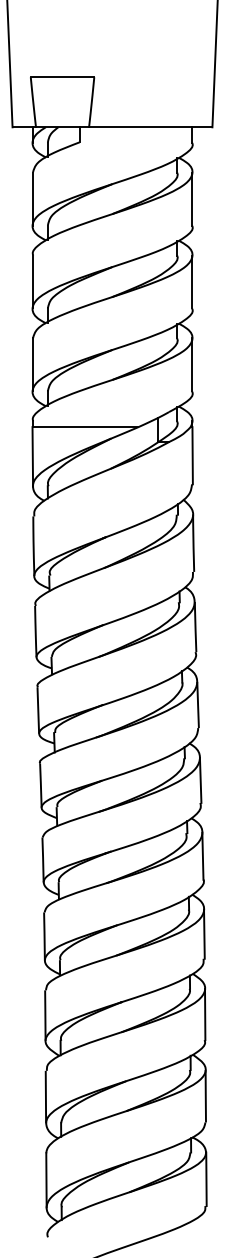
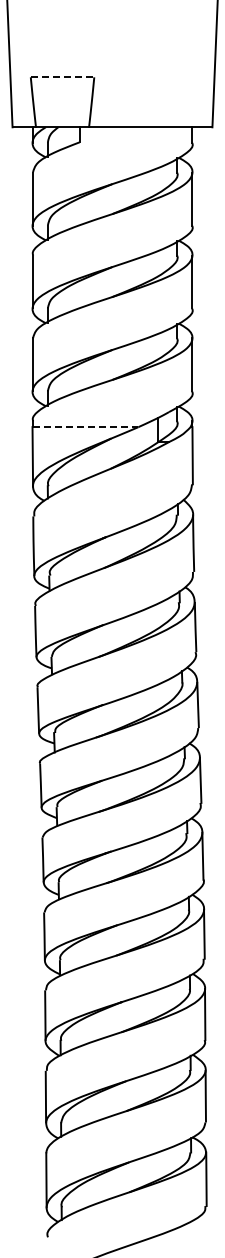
line: solid -> dashed (62, 77)
line: solid -> dashed (85, 427)
